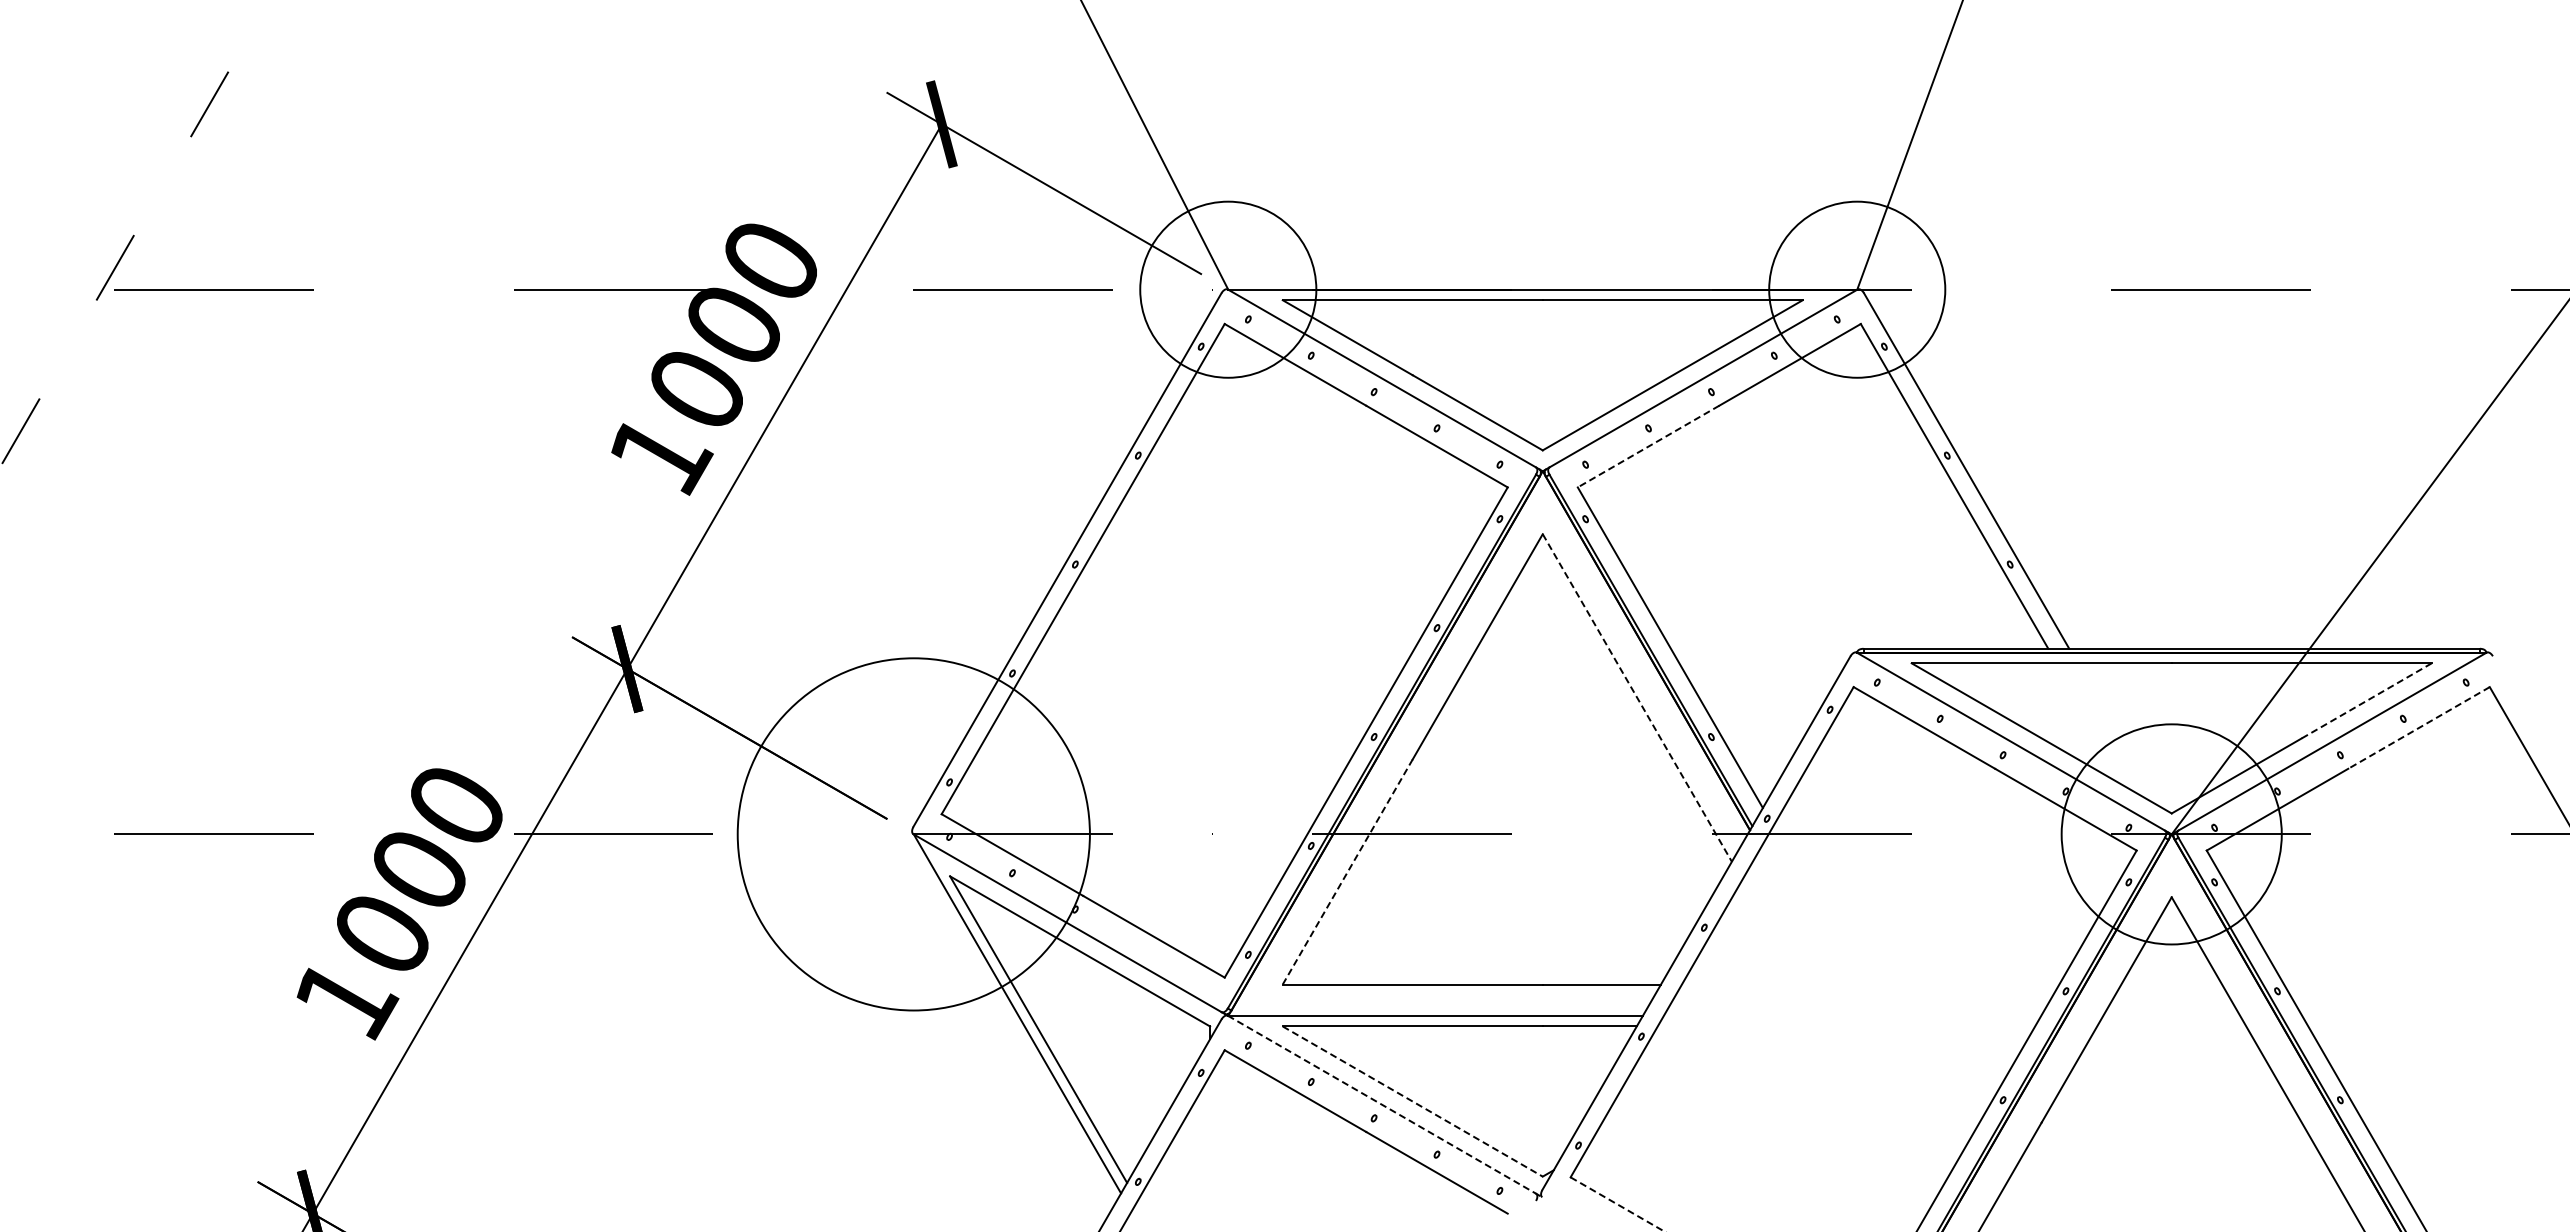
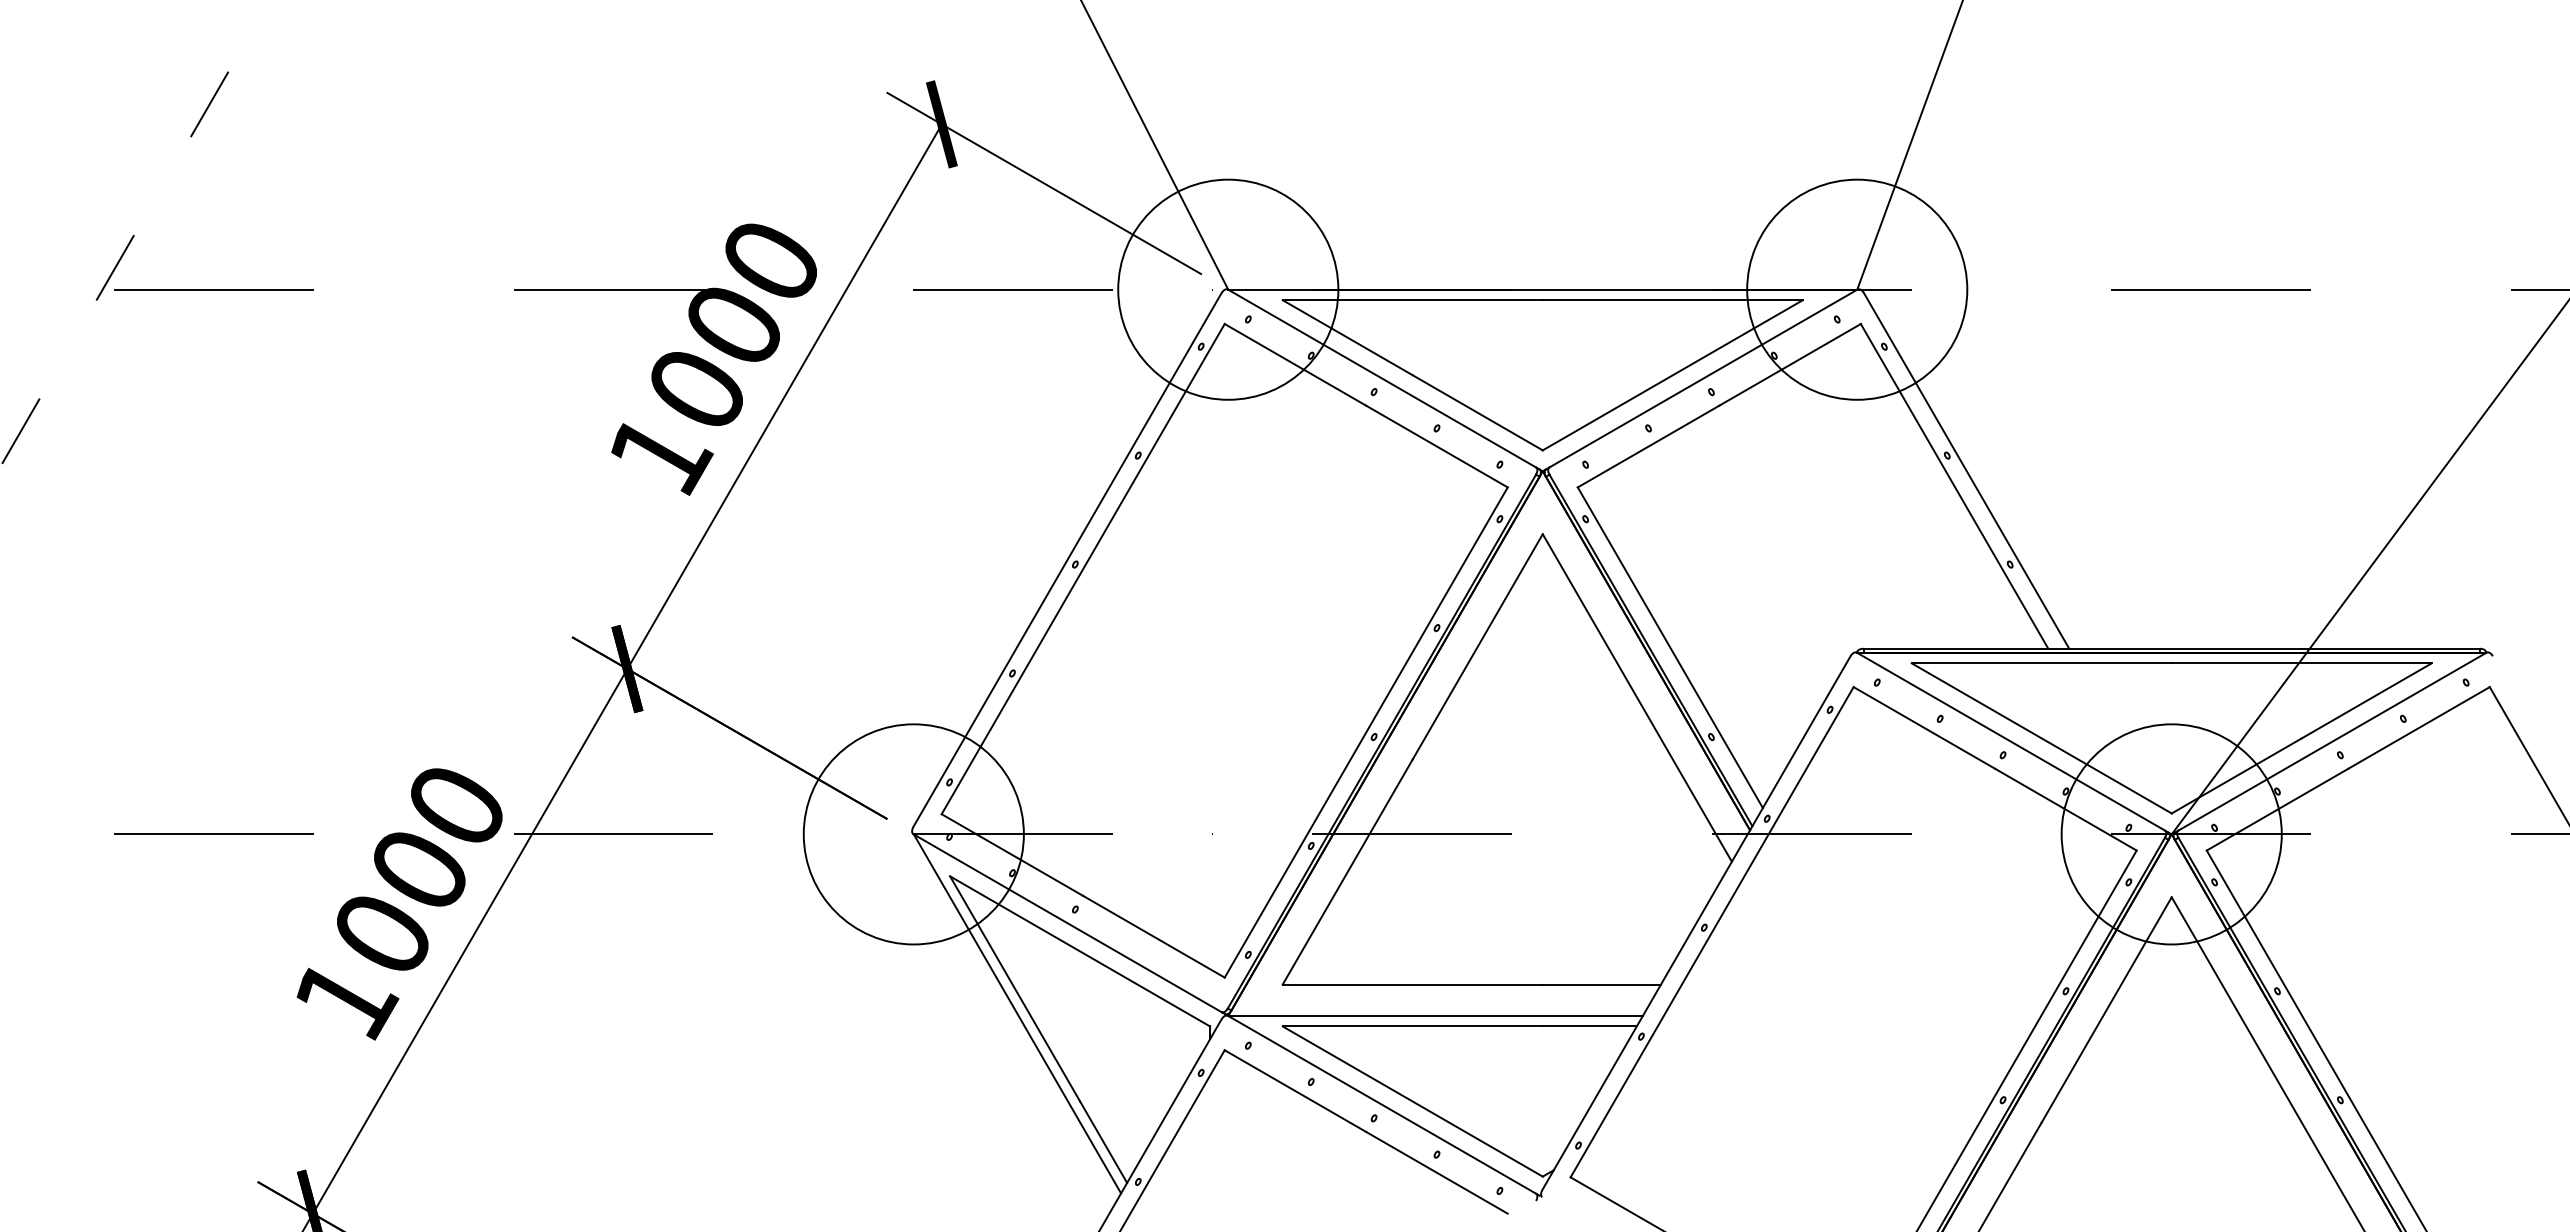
circle diameter: 176 px -> 220 px (1228, 289)
circle diameter: 176 px -> 220 px (1857, 289)
line: dashed -> solid (1648, 446)
line: dashed -> solid (1637, 698)
line: dashed -> solid (2366, 701)
line: dashed -> solid (2419, 727)
circle diameter: 352 px -> 220 px (913, 834)
line: dashed -> solid (1347, 871)
line: dashed -> solid (1413, 1101)
line: dashed -> solid (1381, 1104)
line: dashed -> solid (1618, 1204)
